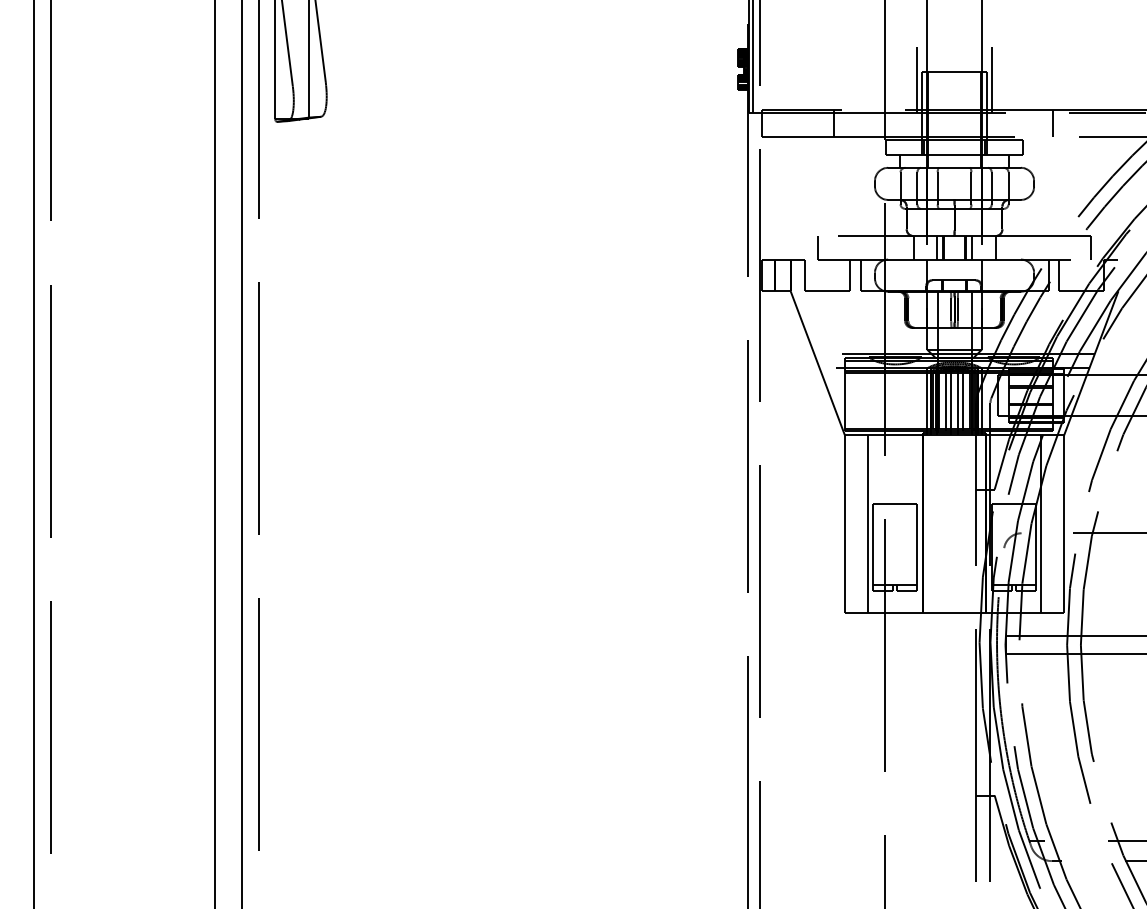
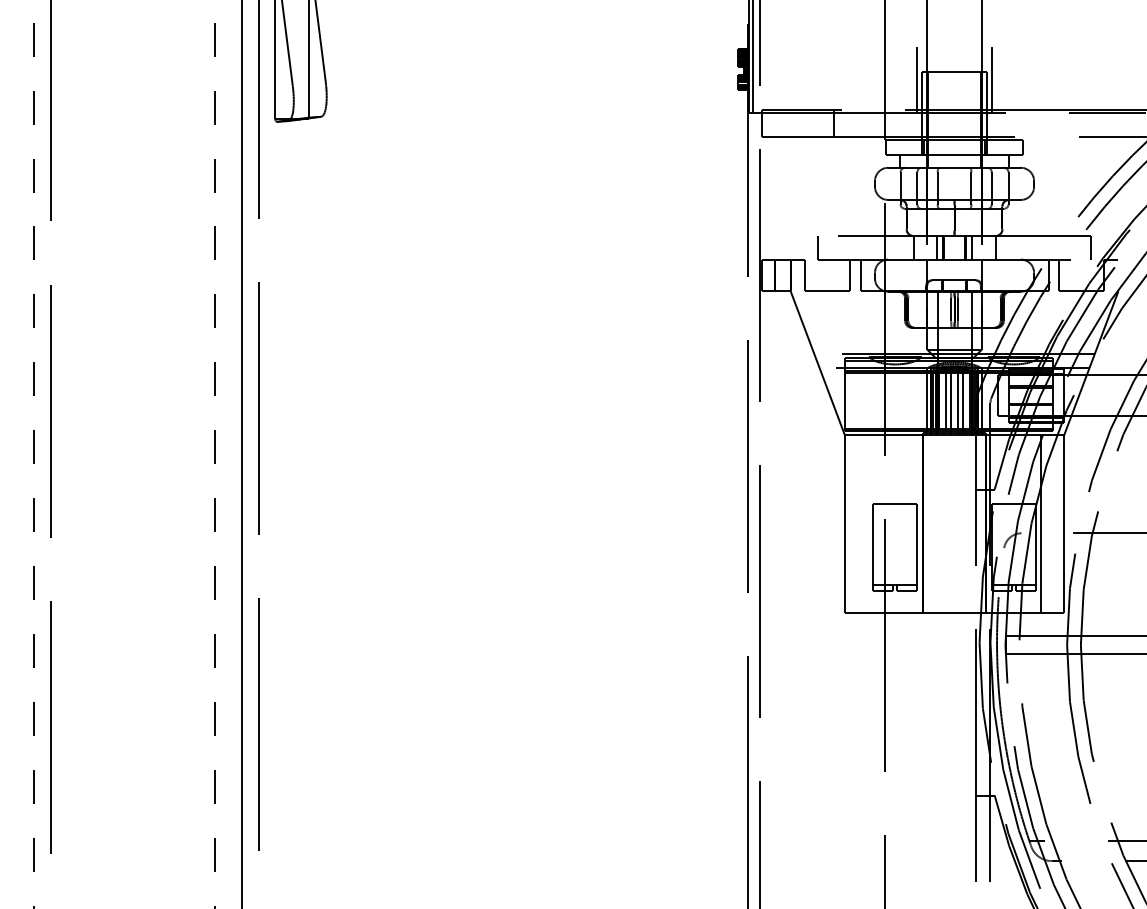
line: present -> none (1052, 123)
line: solid -> dashed (34, 454)
line: solid -> dashed (215, 454)
line: present -> none (867, 523)
